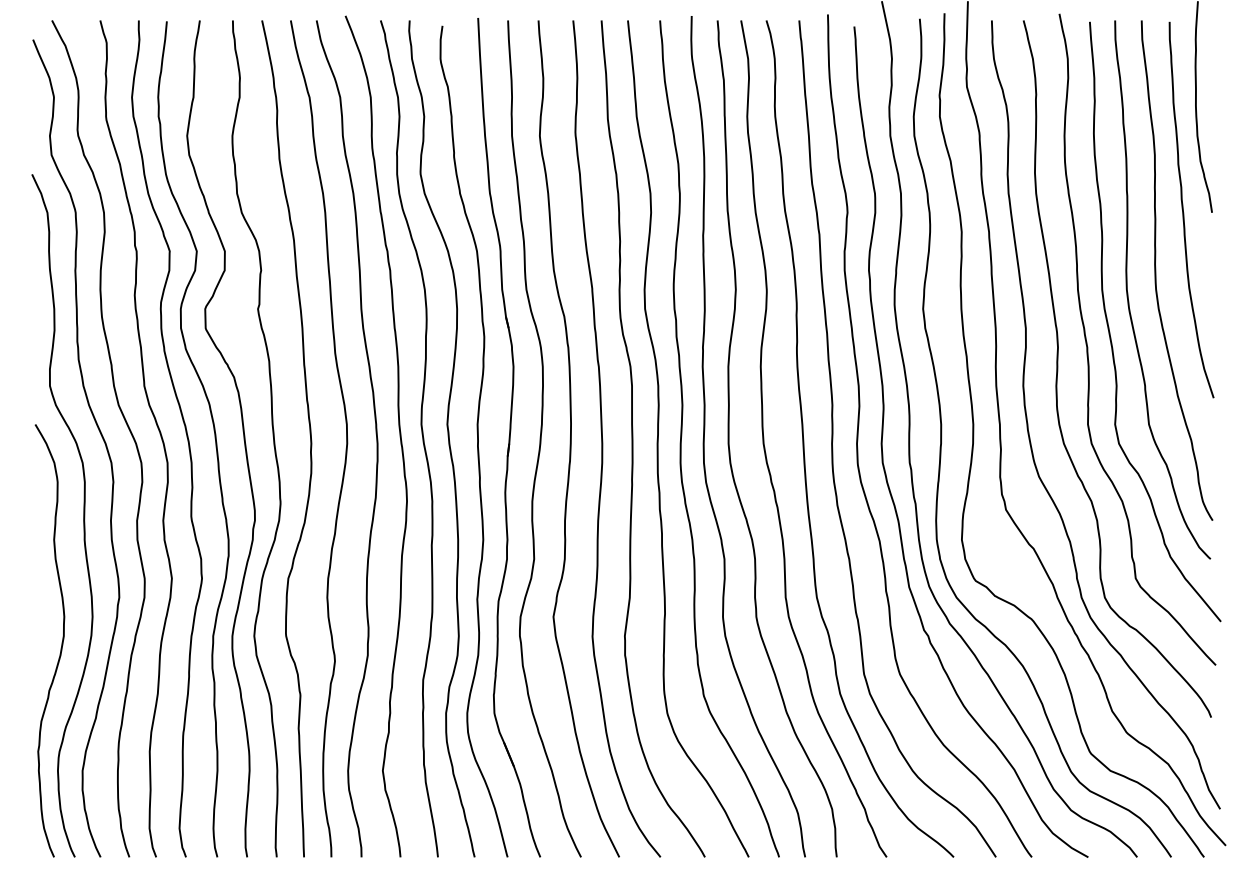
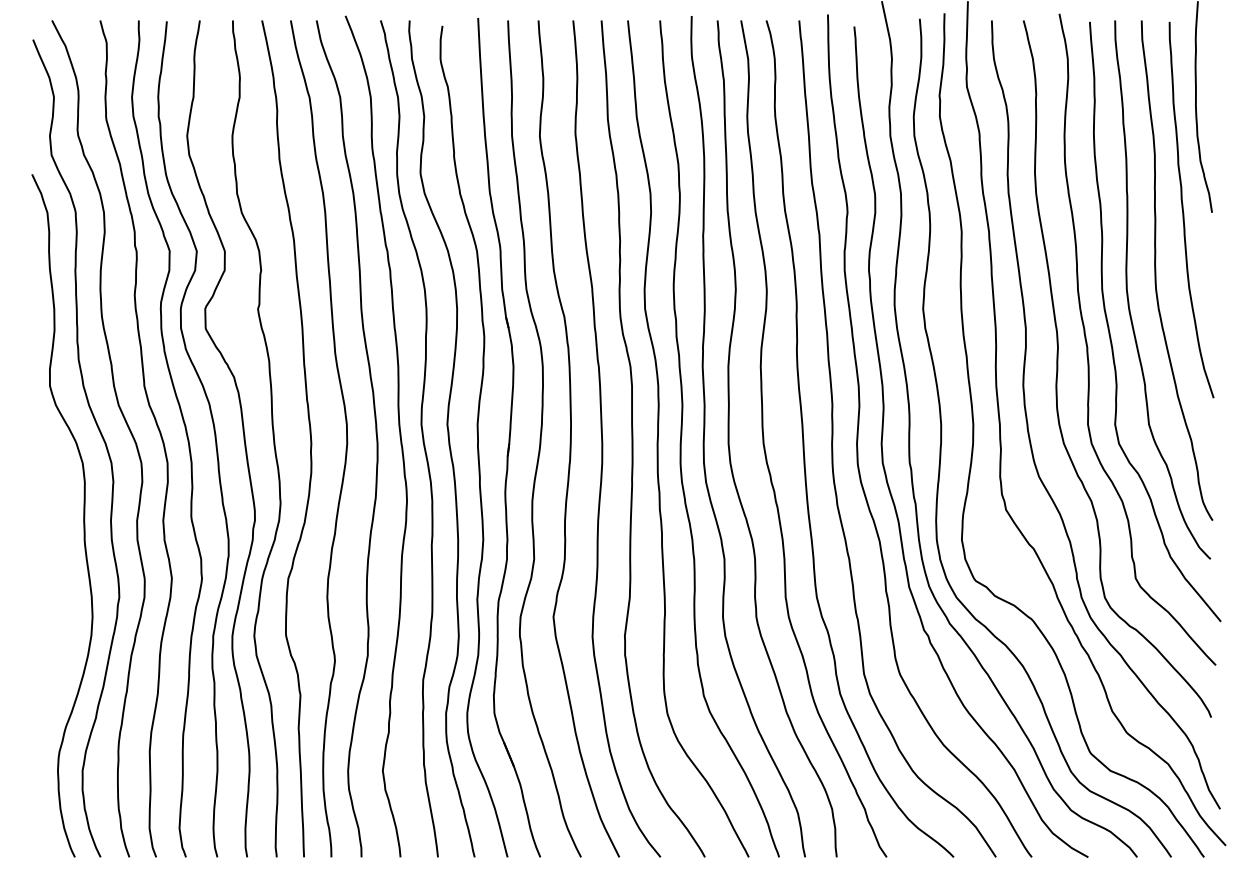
curve: present -> none (61, 642)
